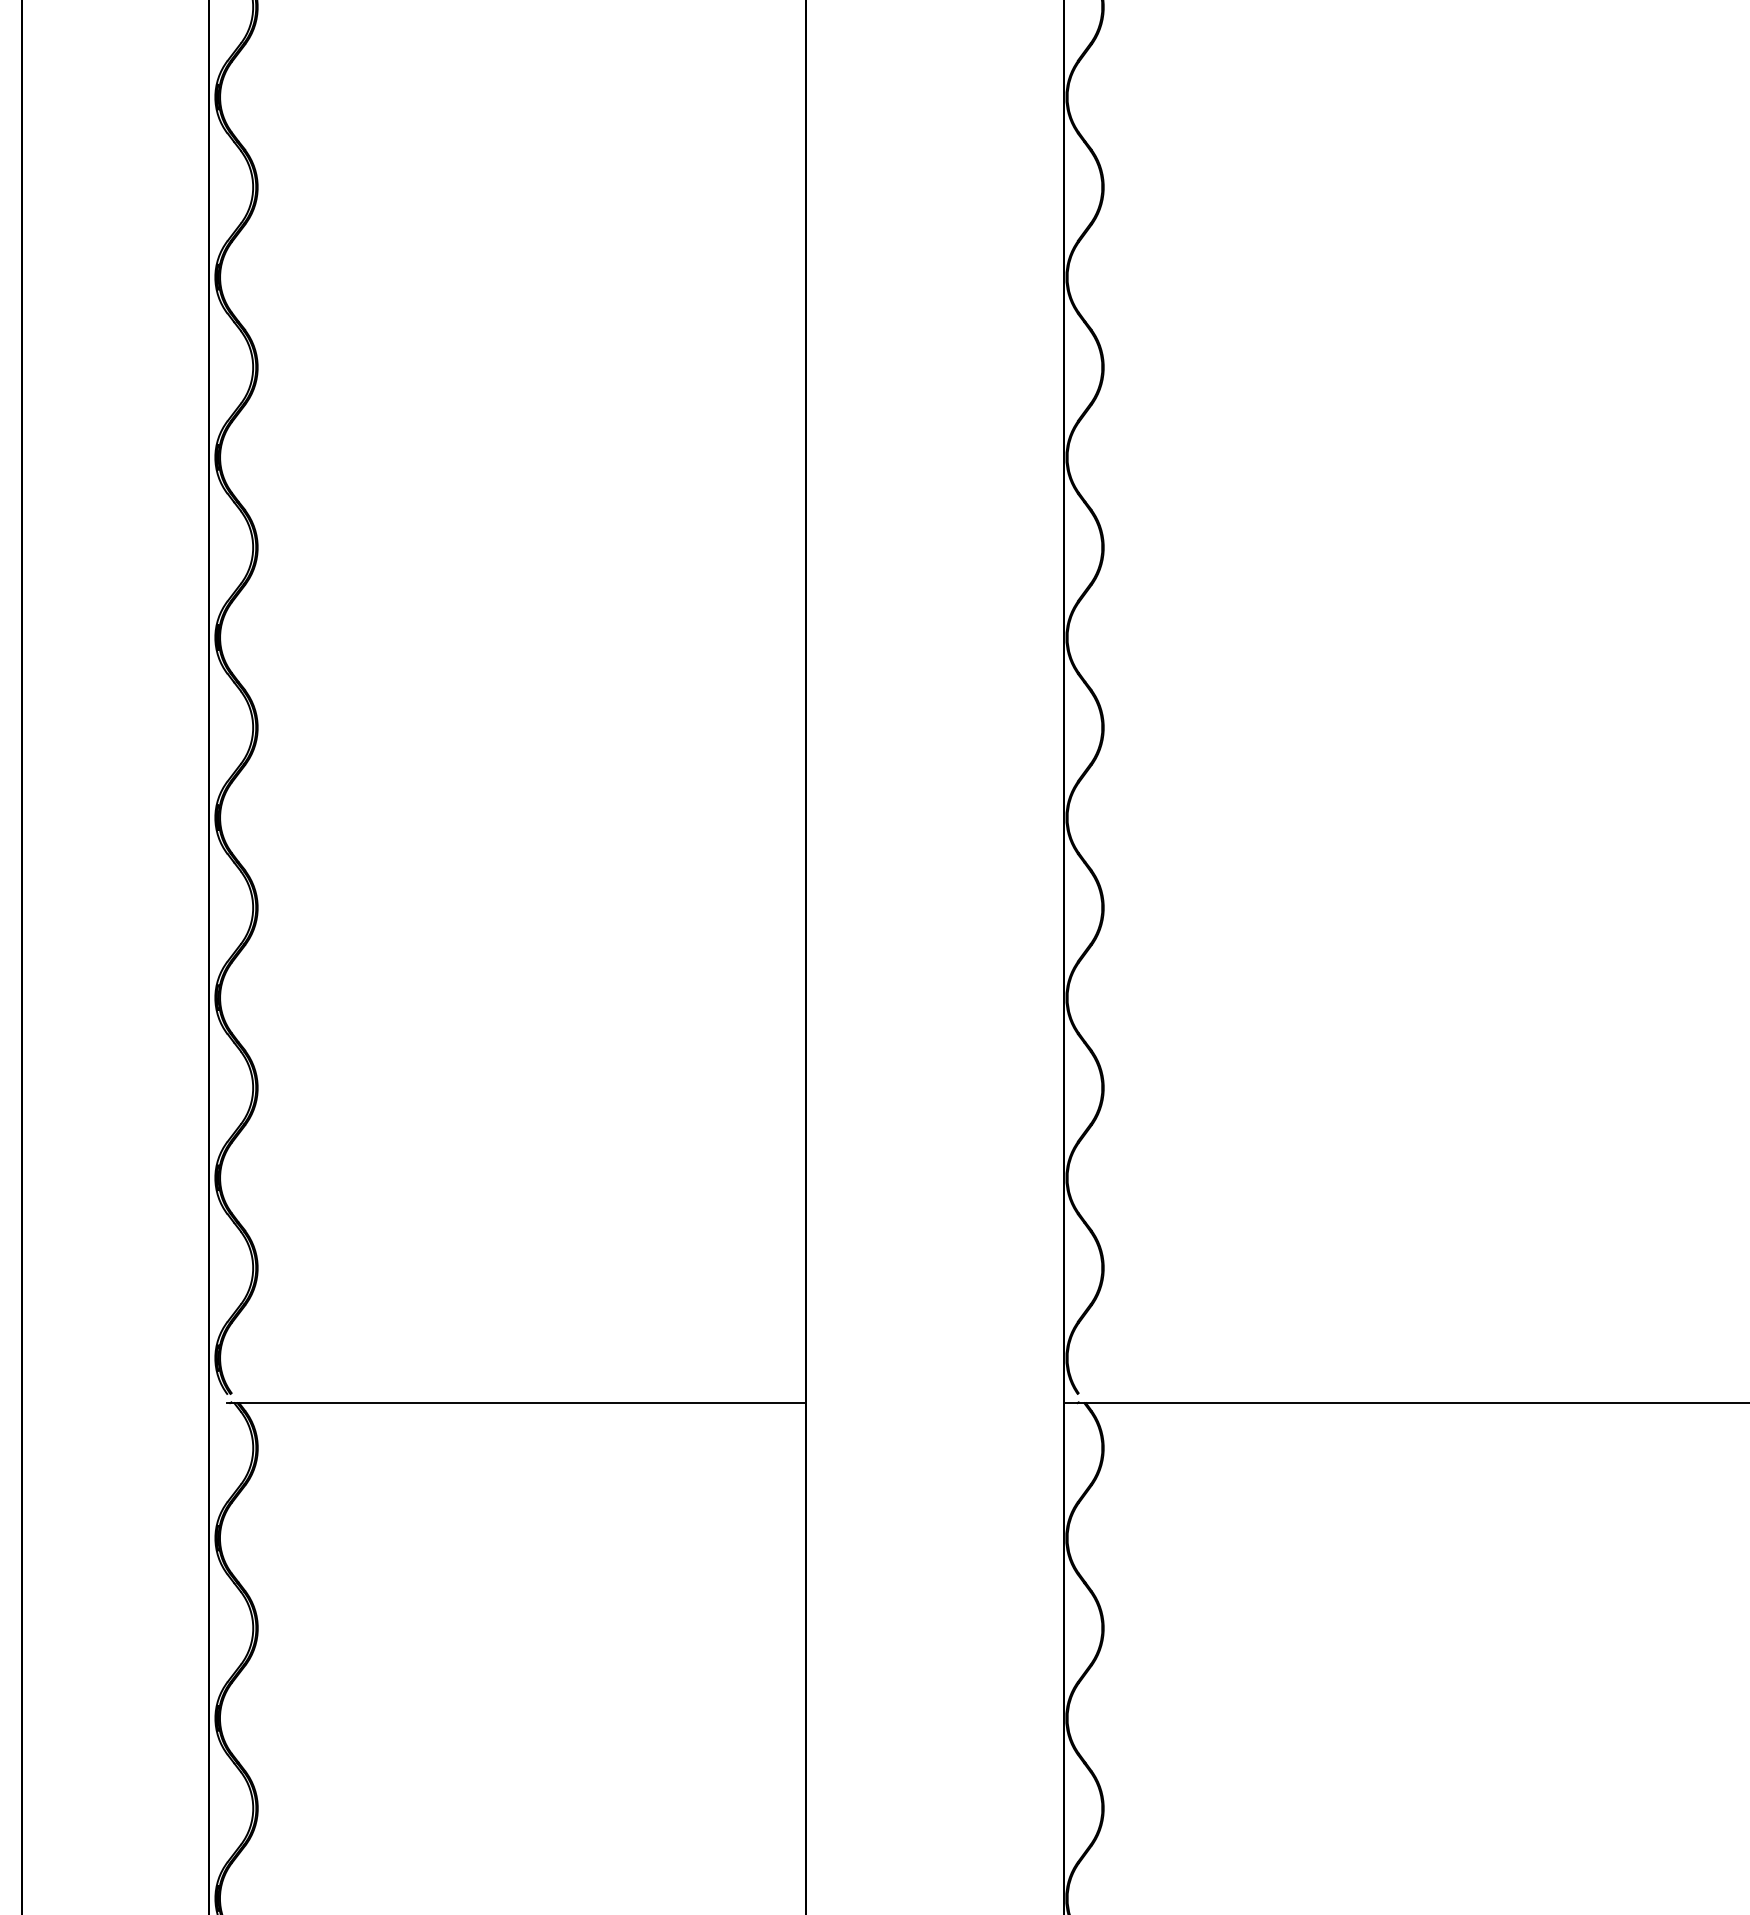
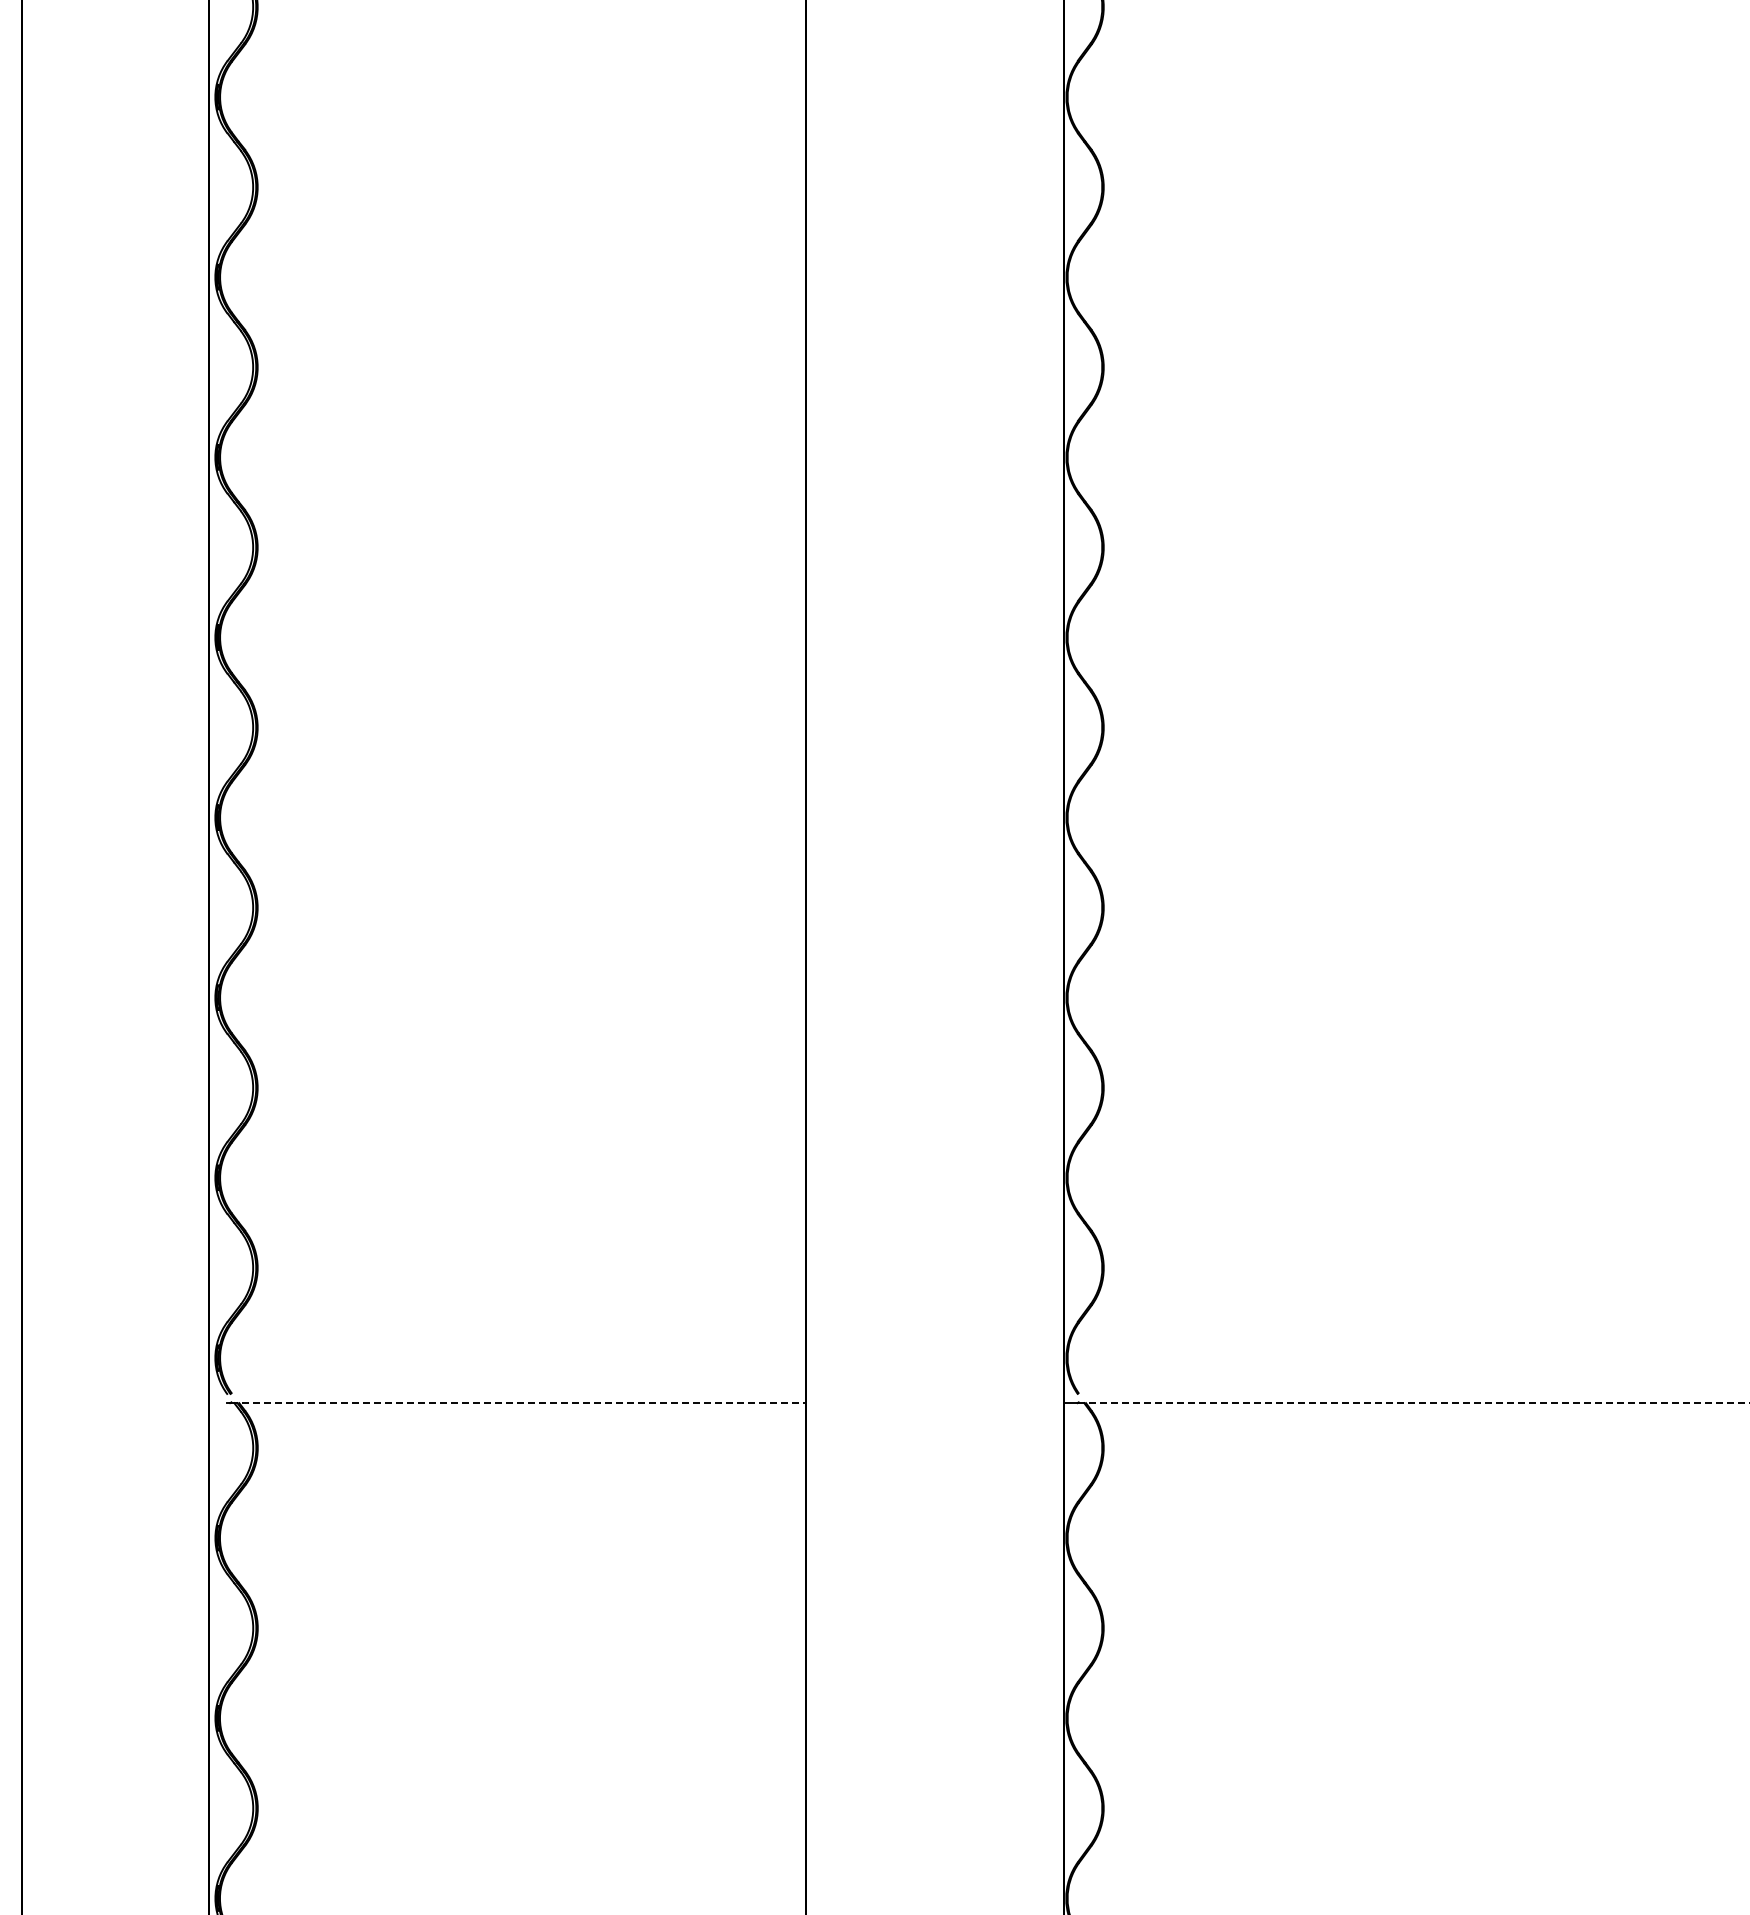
line: solid -> dashed (518, 1403)
line: solid -> dashed (1413, 1403)
